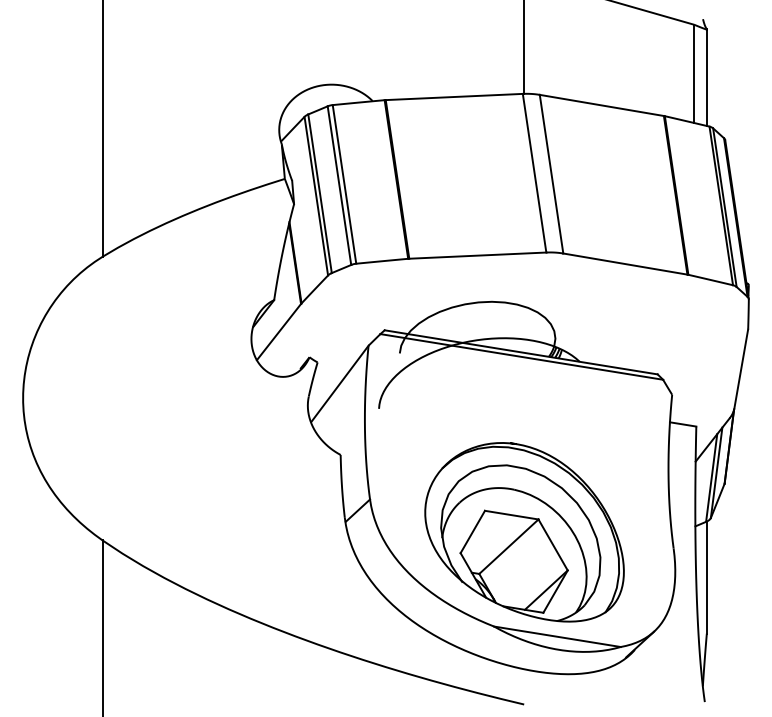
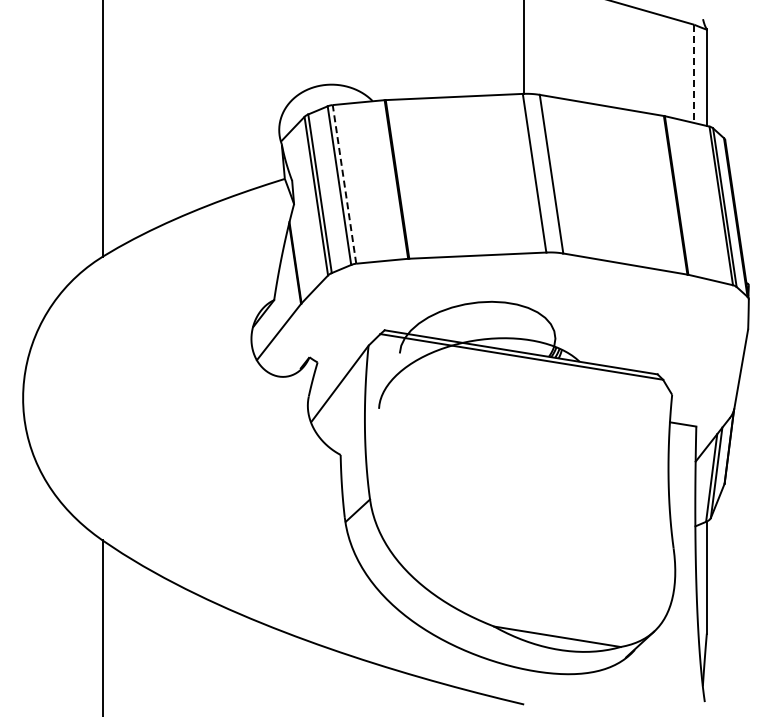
line: solid -> dashed (694, 74)
line: solid -> dashed (344, 183)
part: present -> none (524, 532)
